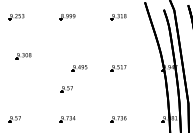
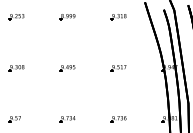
part position: (23, 56) -> (16, 68) (16, 68)
part position: (79, 68) -> (67, 68) (67, 68)
part: present -> none (66, 89)
